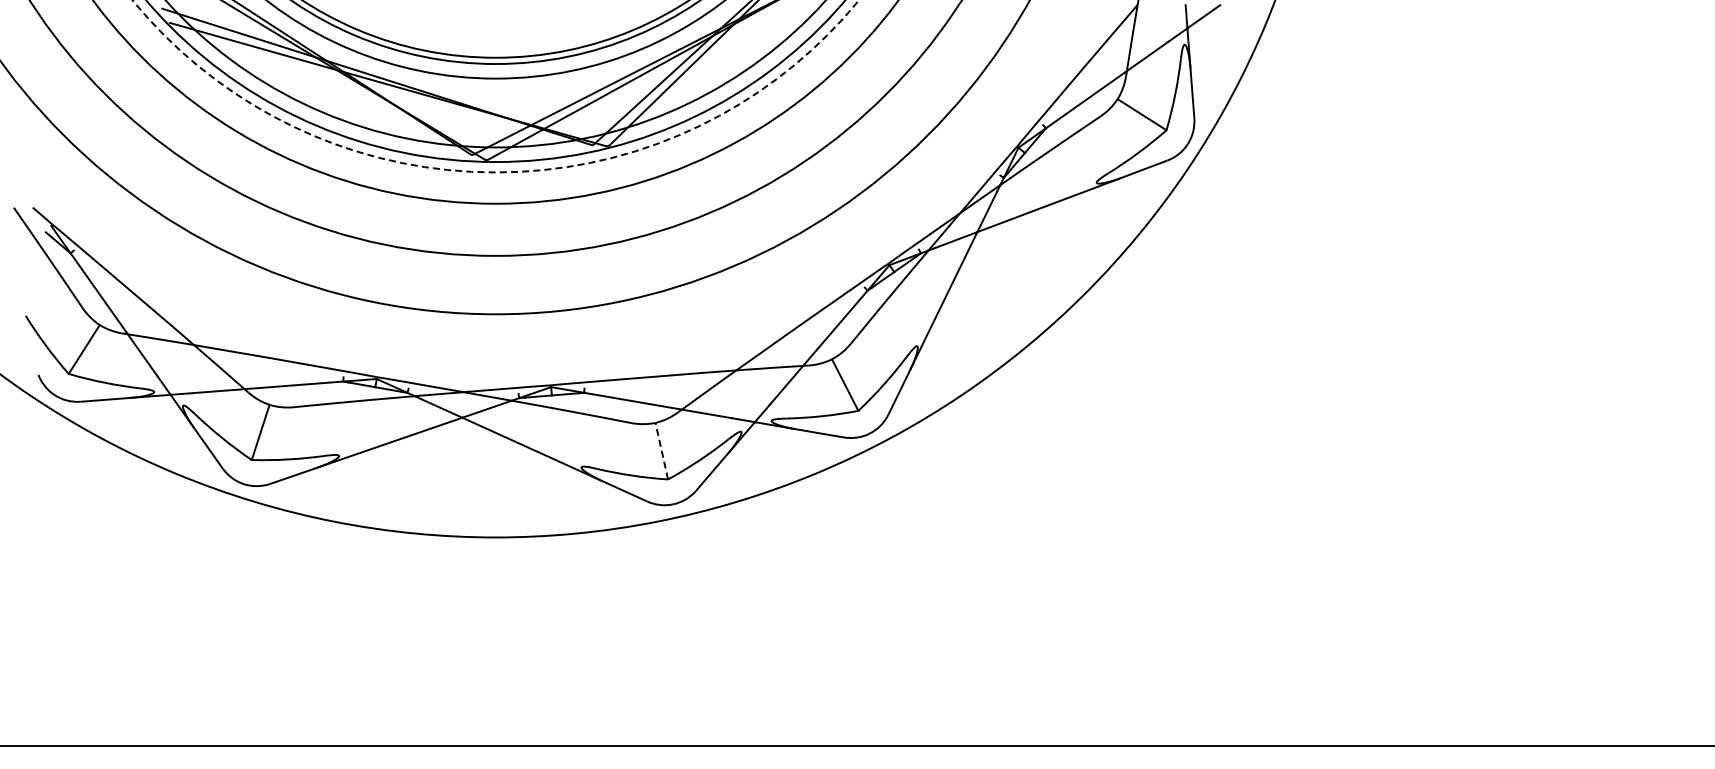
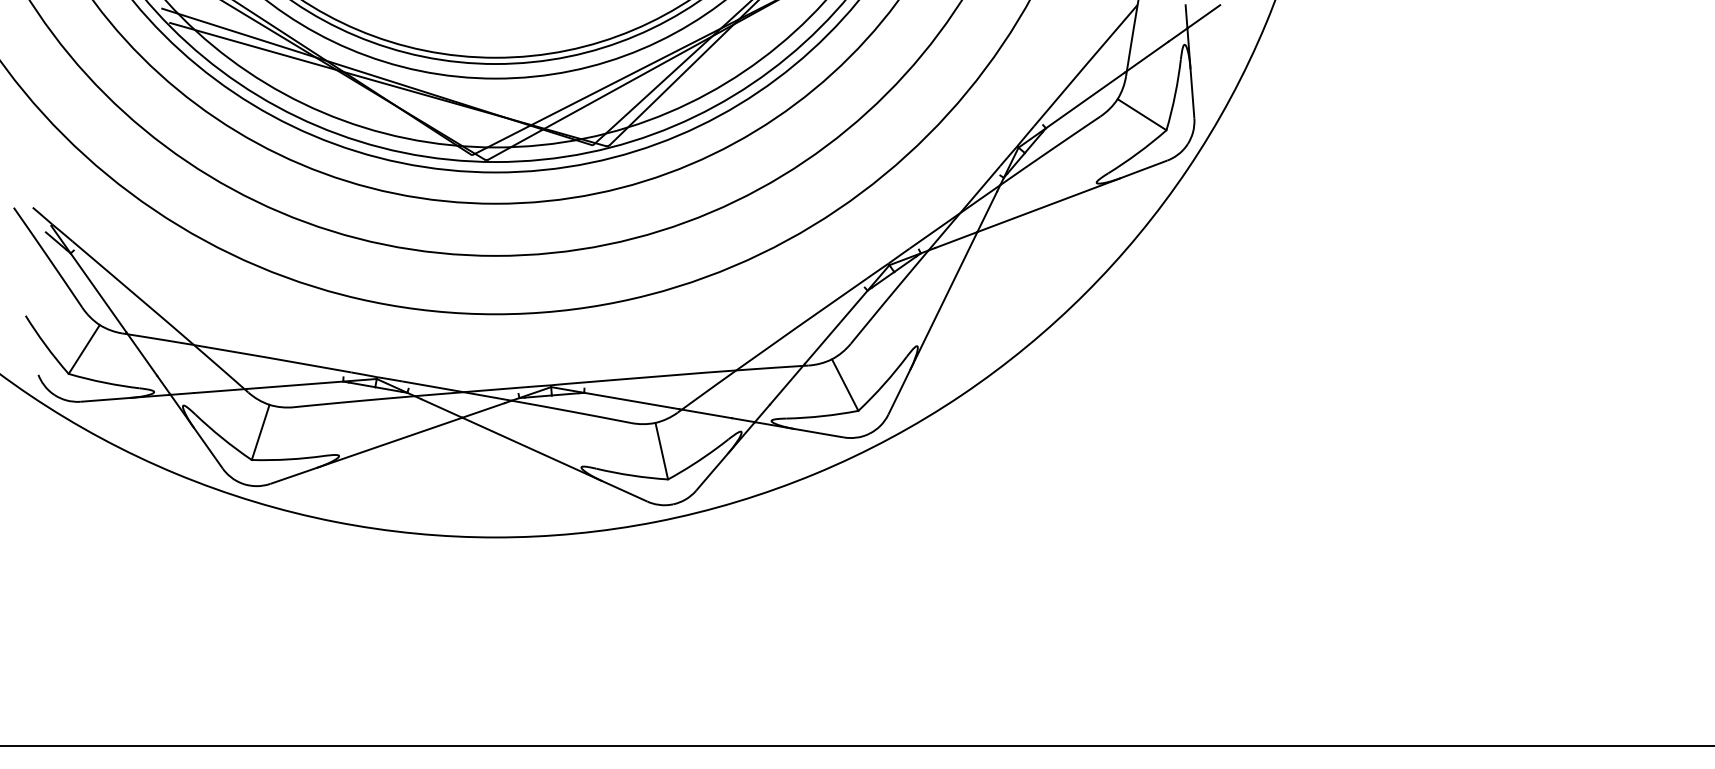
circle: dashed -> solid (495, 86)
line: dashed -> solid (661, 451)
